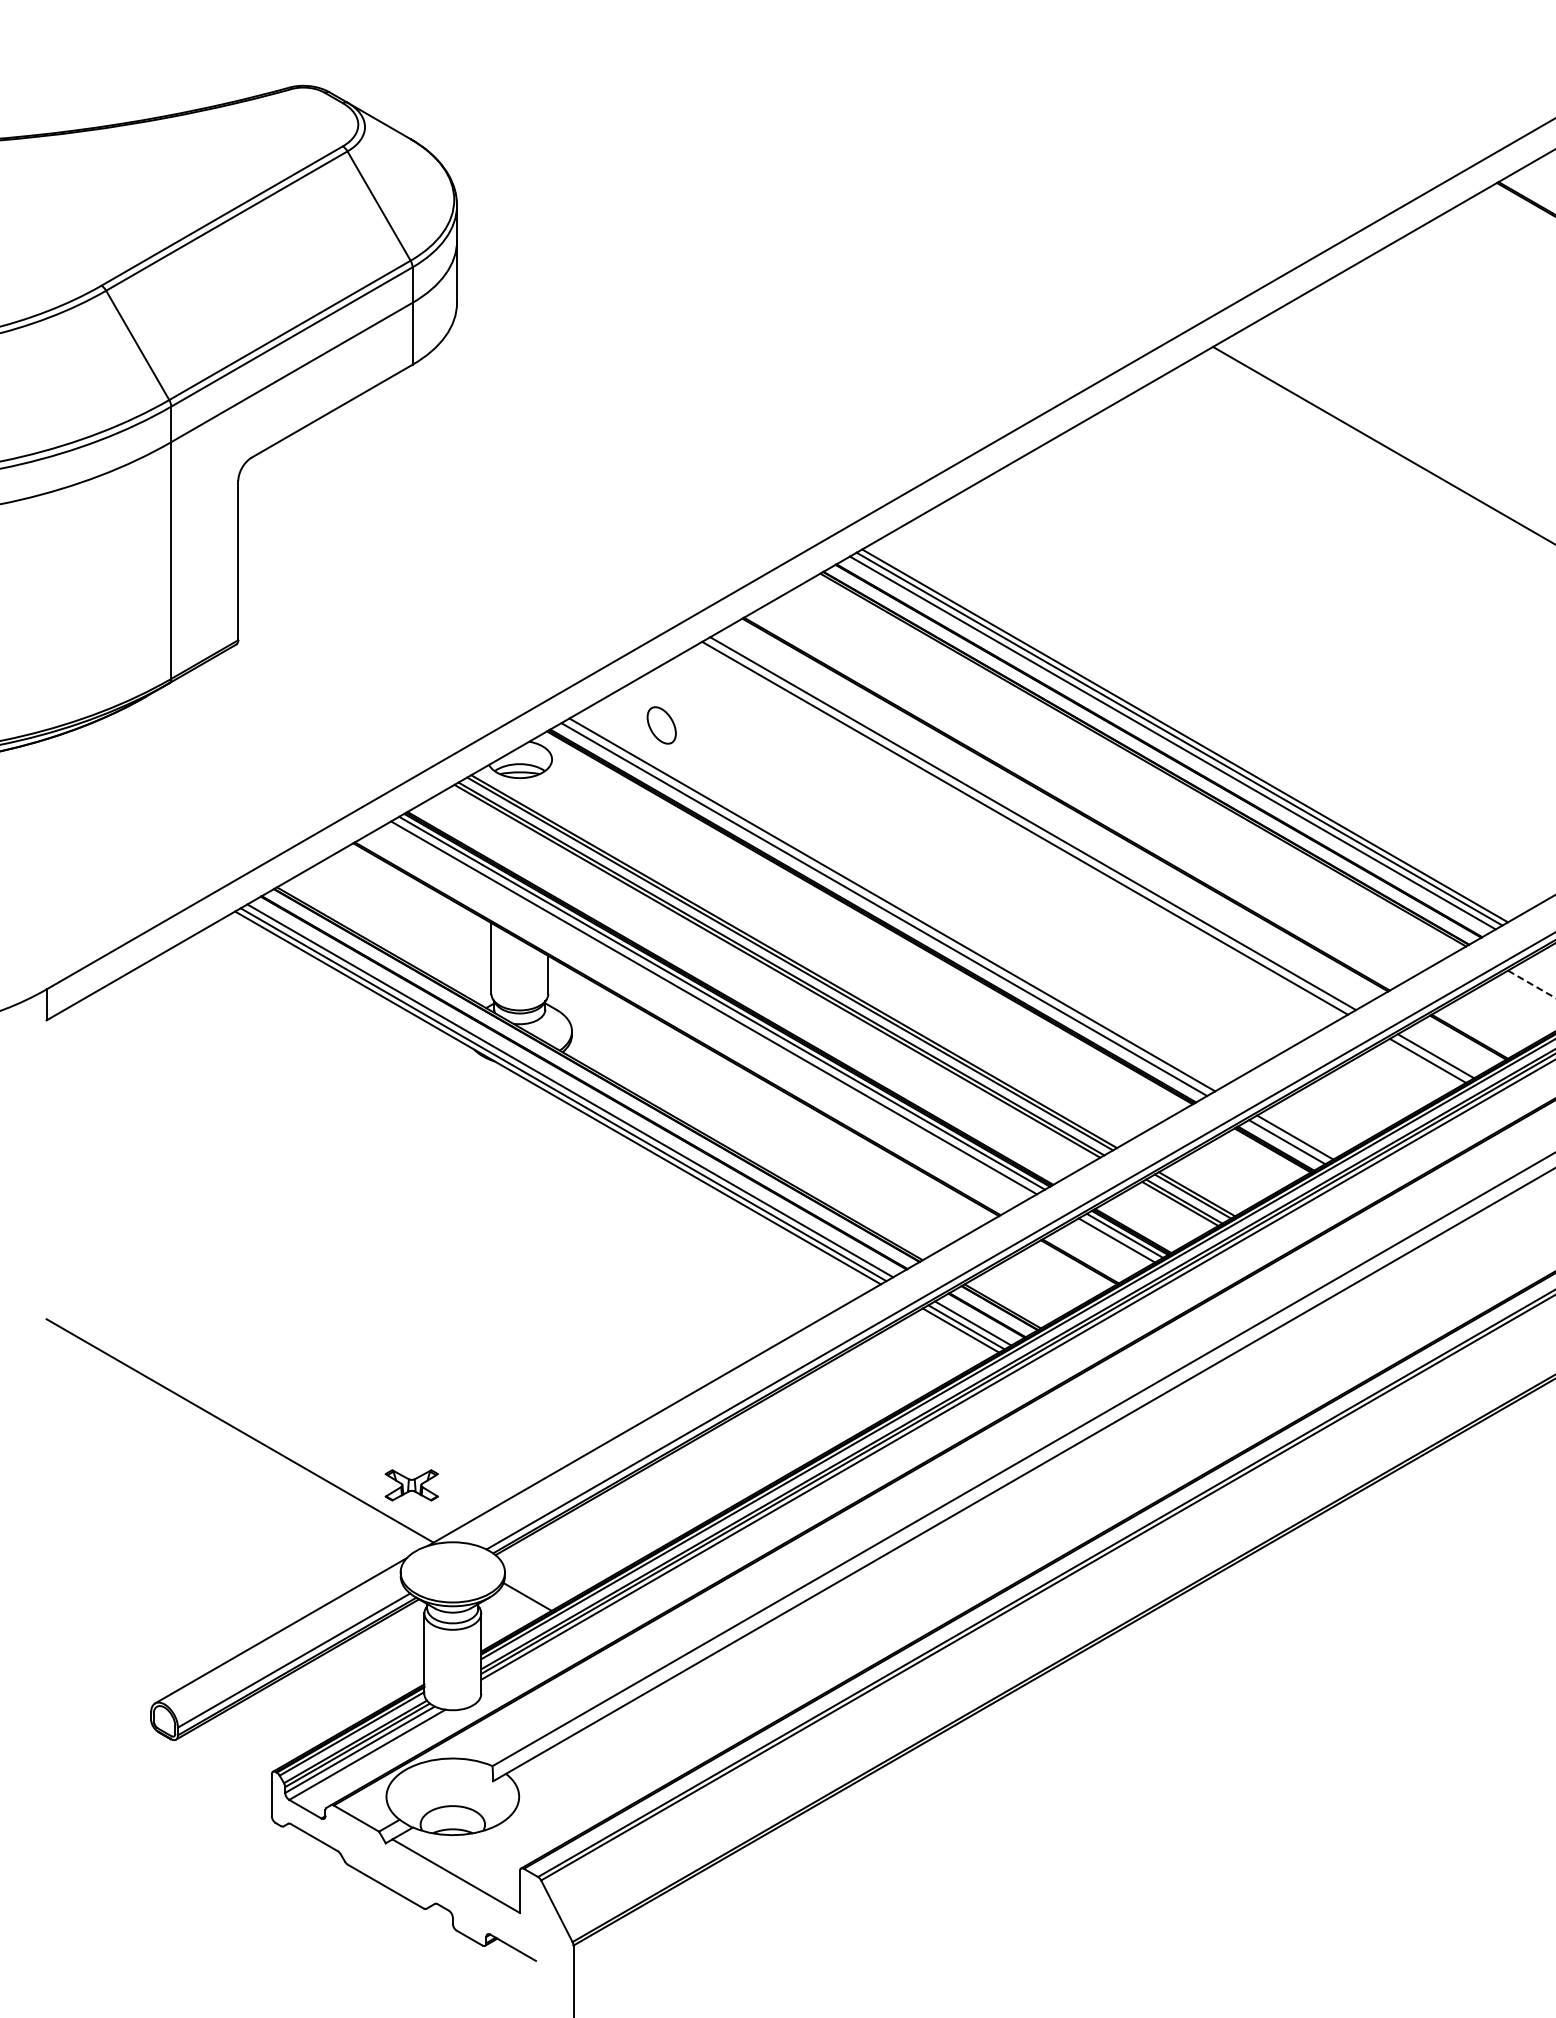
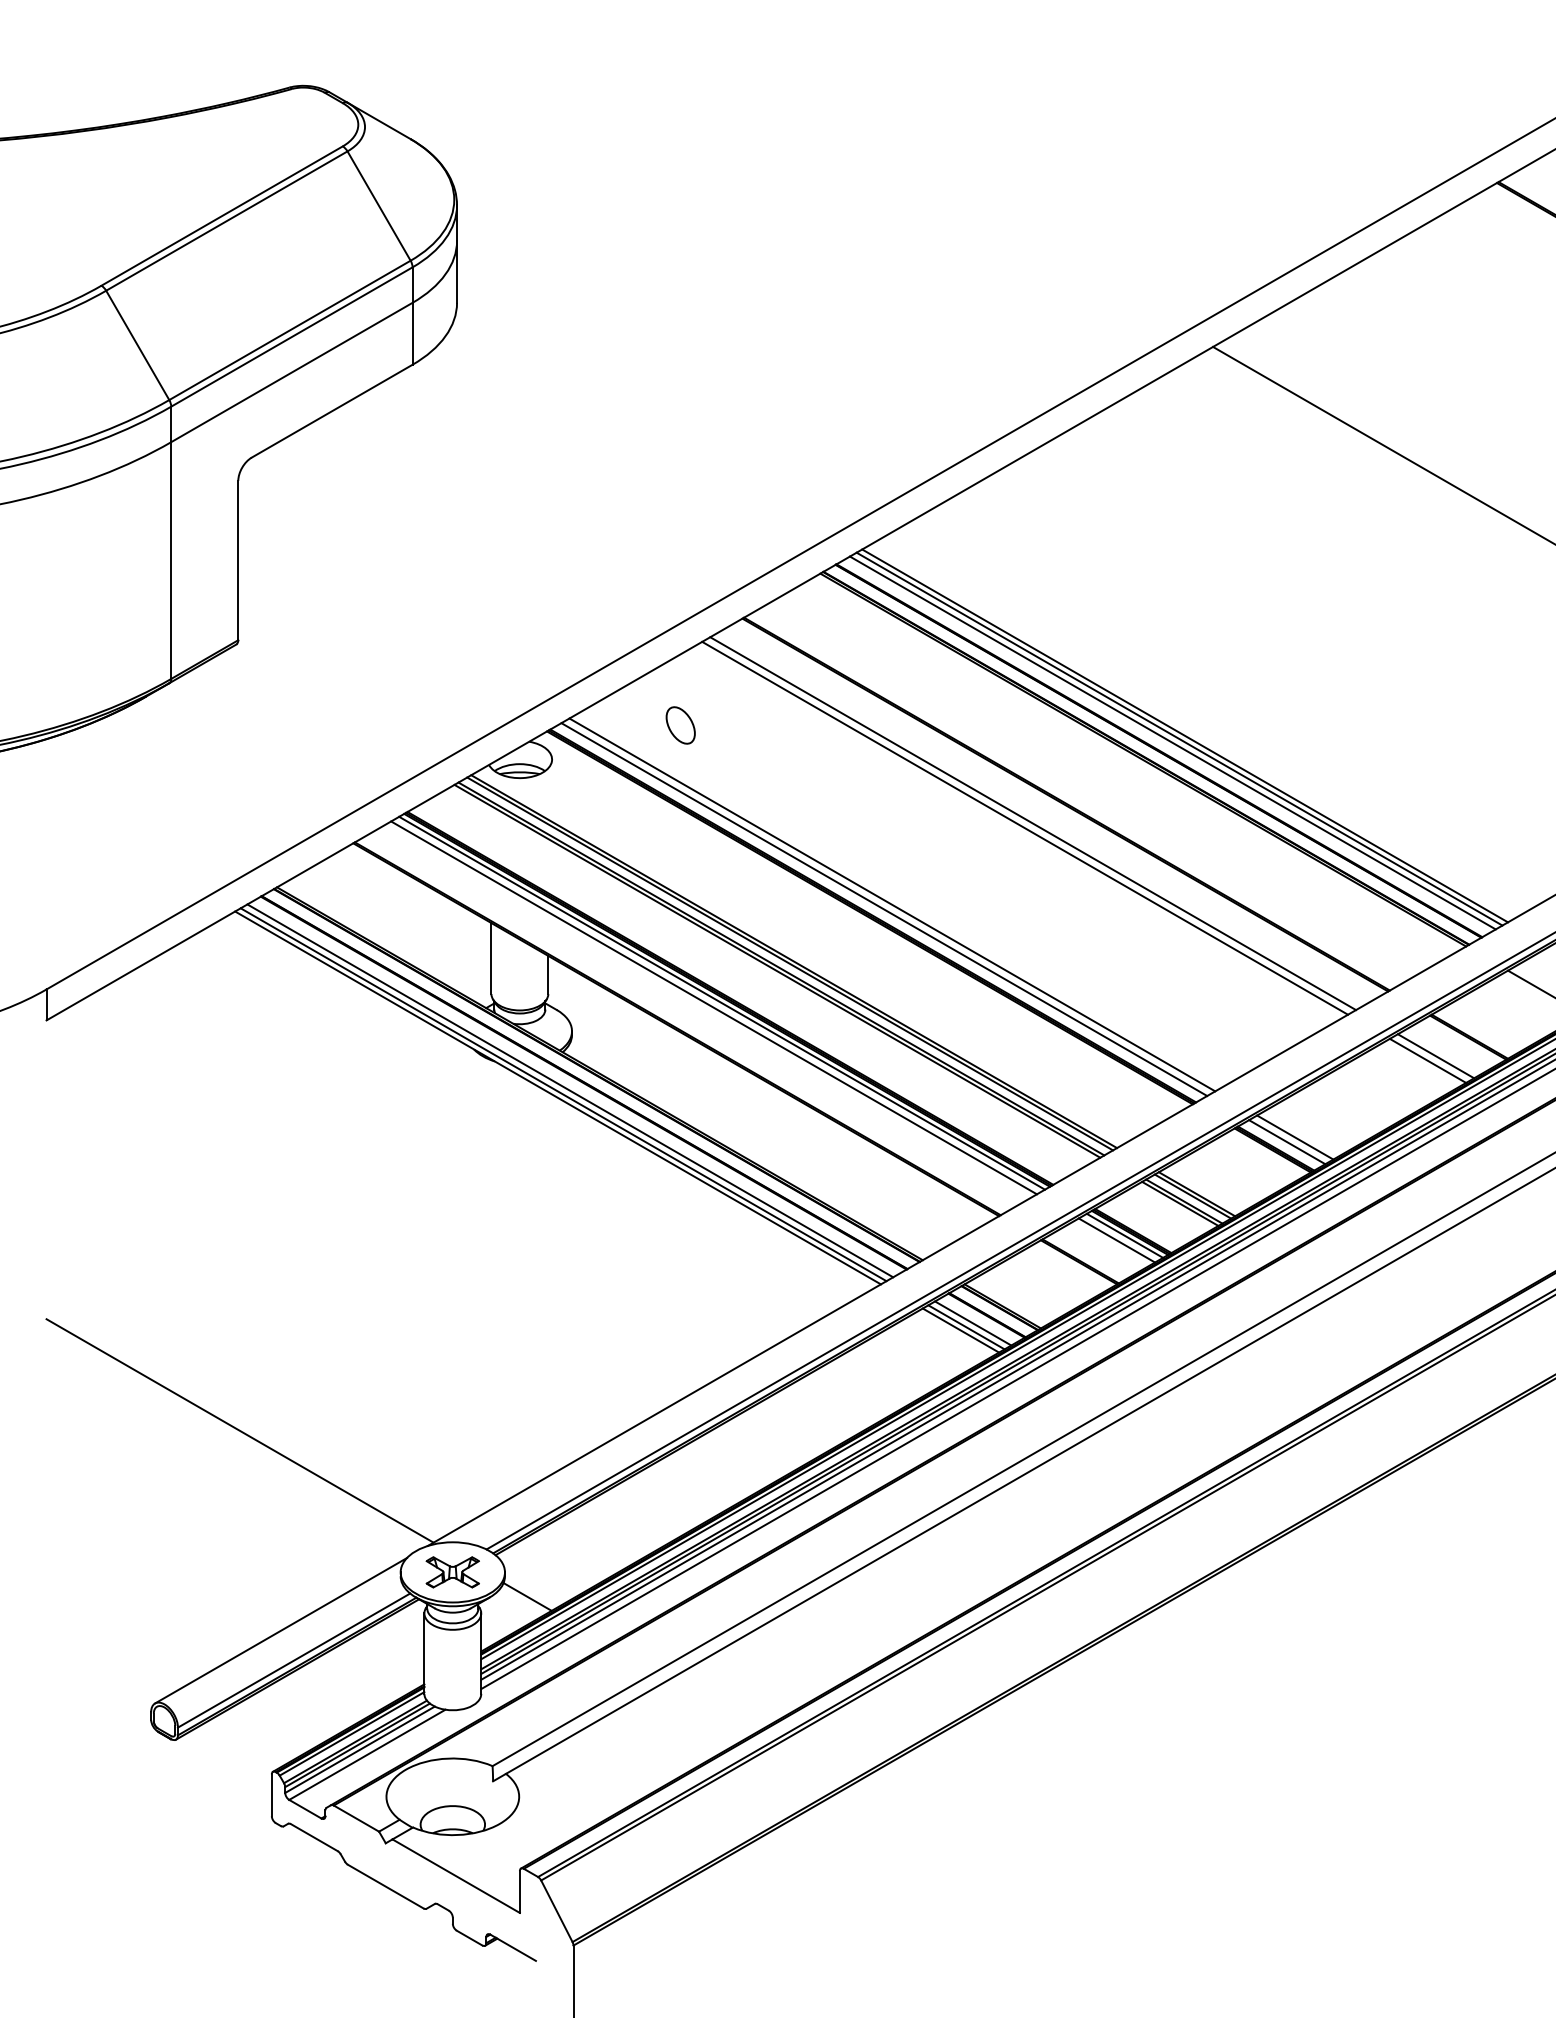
part position: (661, 725) -> (680, 725) (680, 725)
line: dashed -> solid (1532, 984)
line: none -> present (1016, 1379)
part position: (411, 1485) -> (452, 1572) (452, 1572)
